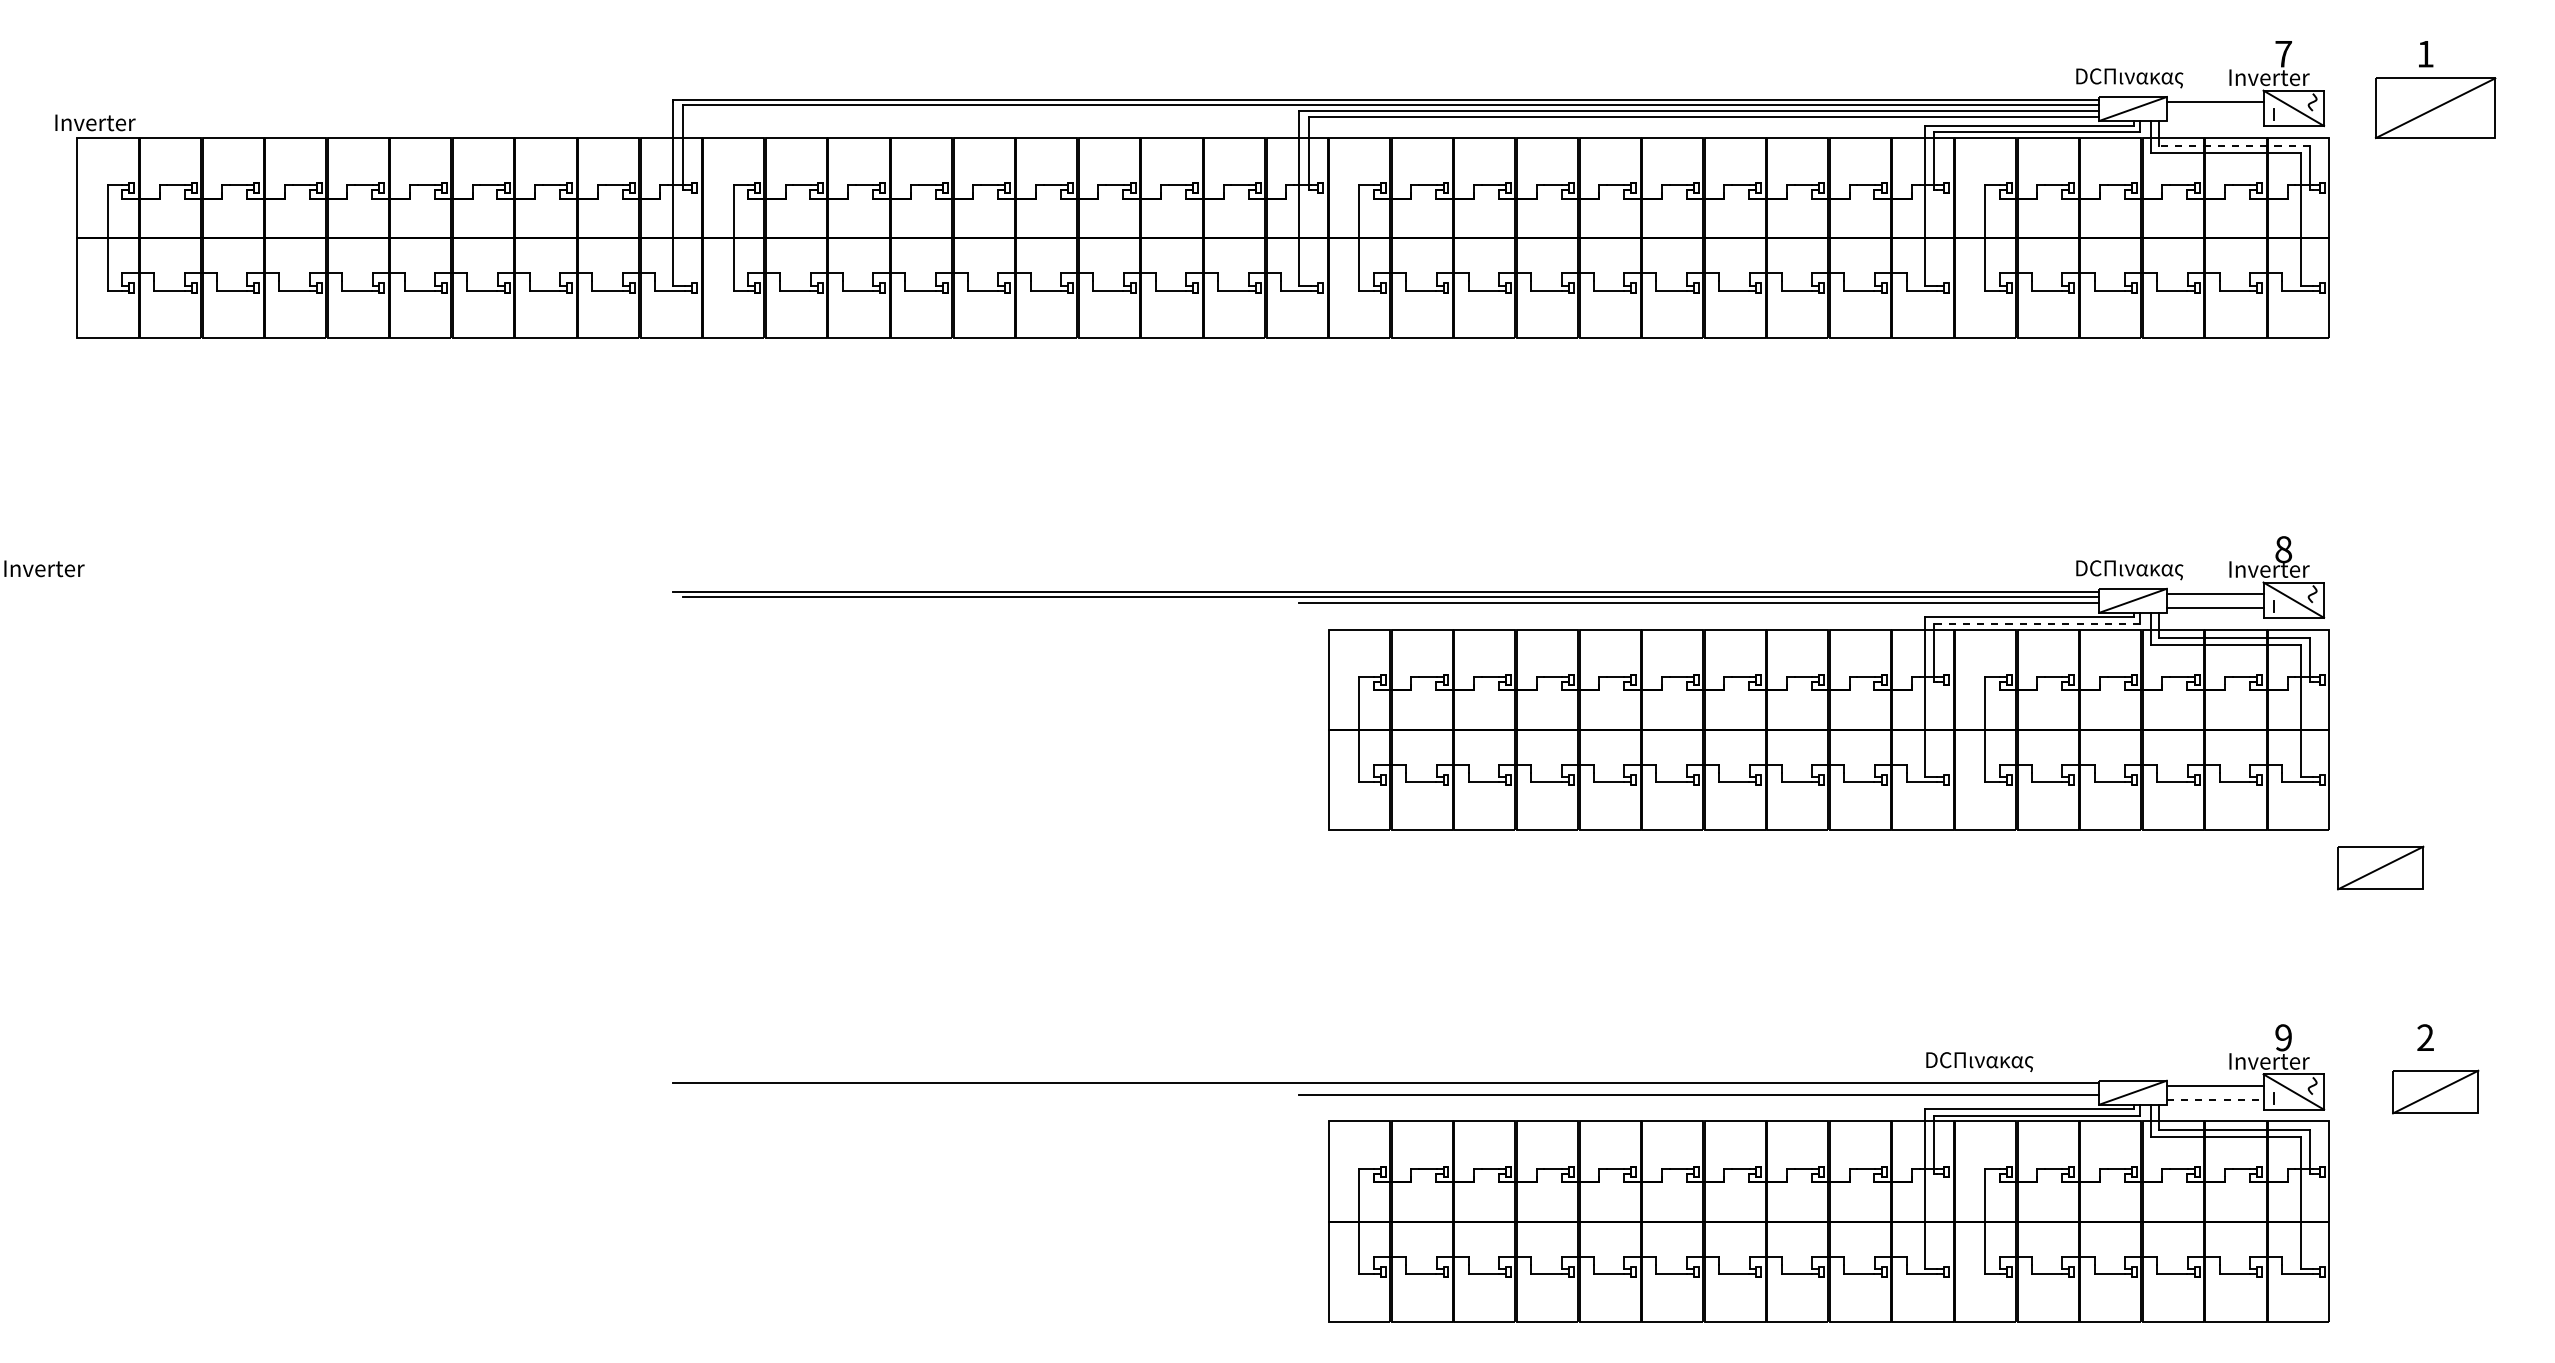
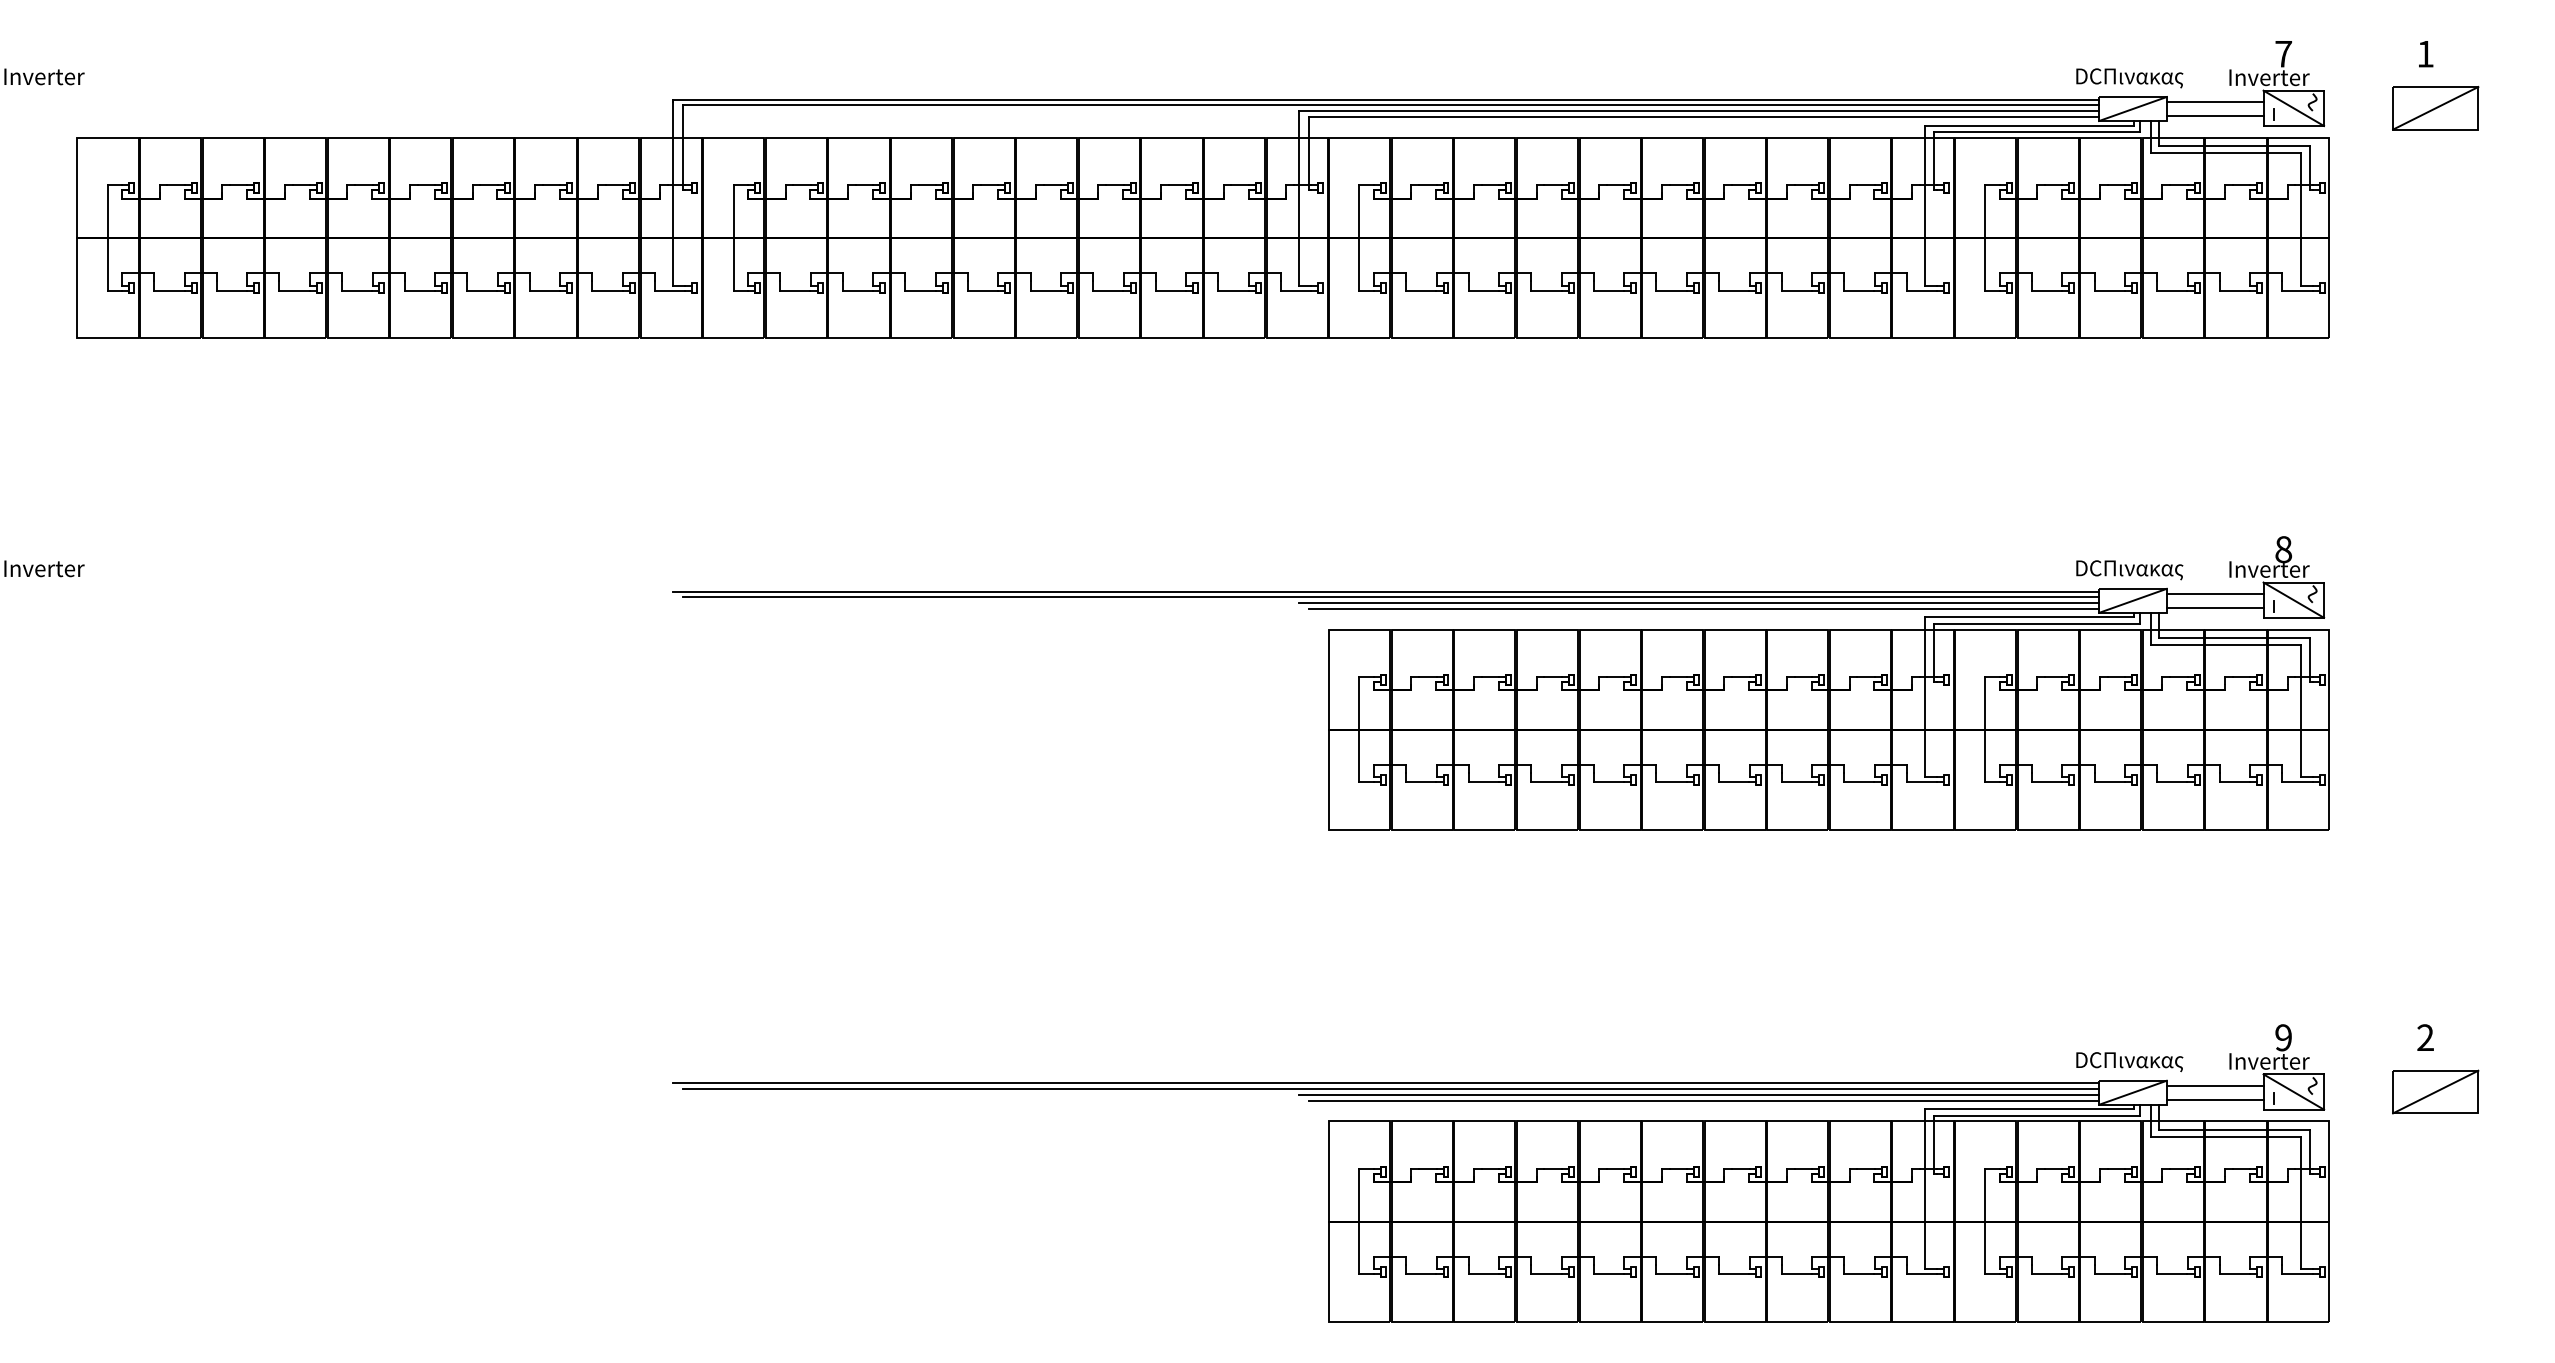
part size: 123x63 px -> 88x45 px (2435, 108)
line: none -> present (2214, 115)
text position: (95, 122) -> (44, 76) (44, 76)
line: dashed -> solid (2234, 146)
line: none -> present (1703, 609)
line: dashed -> solid (2037, 623)
part: present -> none (2380, 867)
text position: (1979, 1062) -> (2129, 1062) (2129, 1062)
line: none -> present (1390, 1088)
line: dashed -> solid (2215, 1099)
line: none -> present (1703, 1101)
